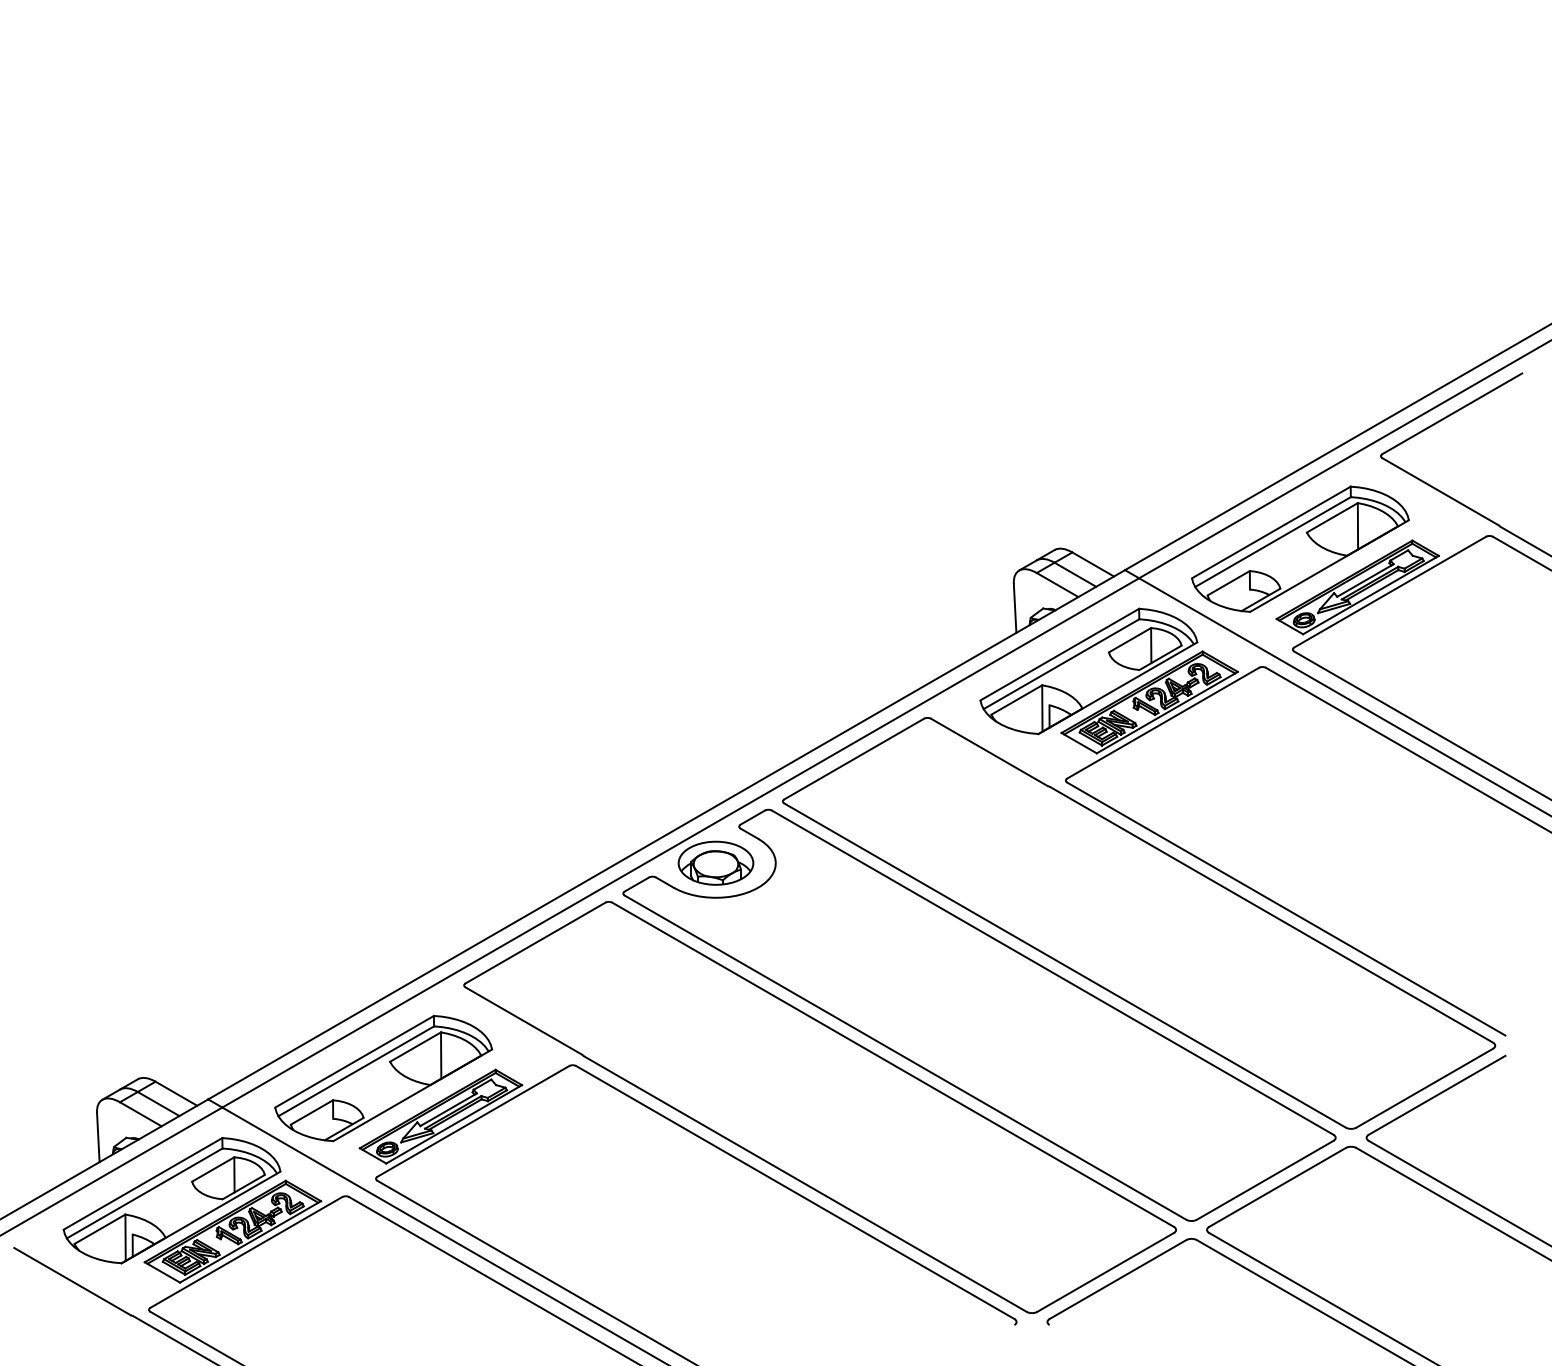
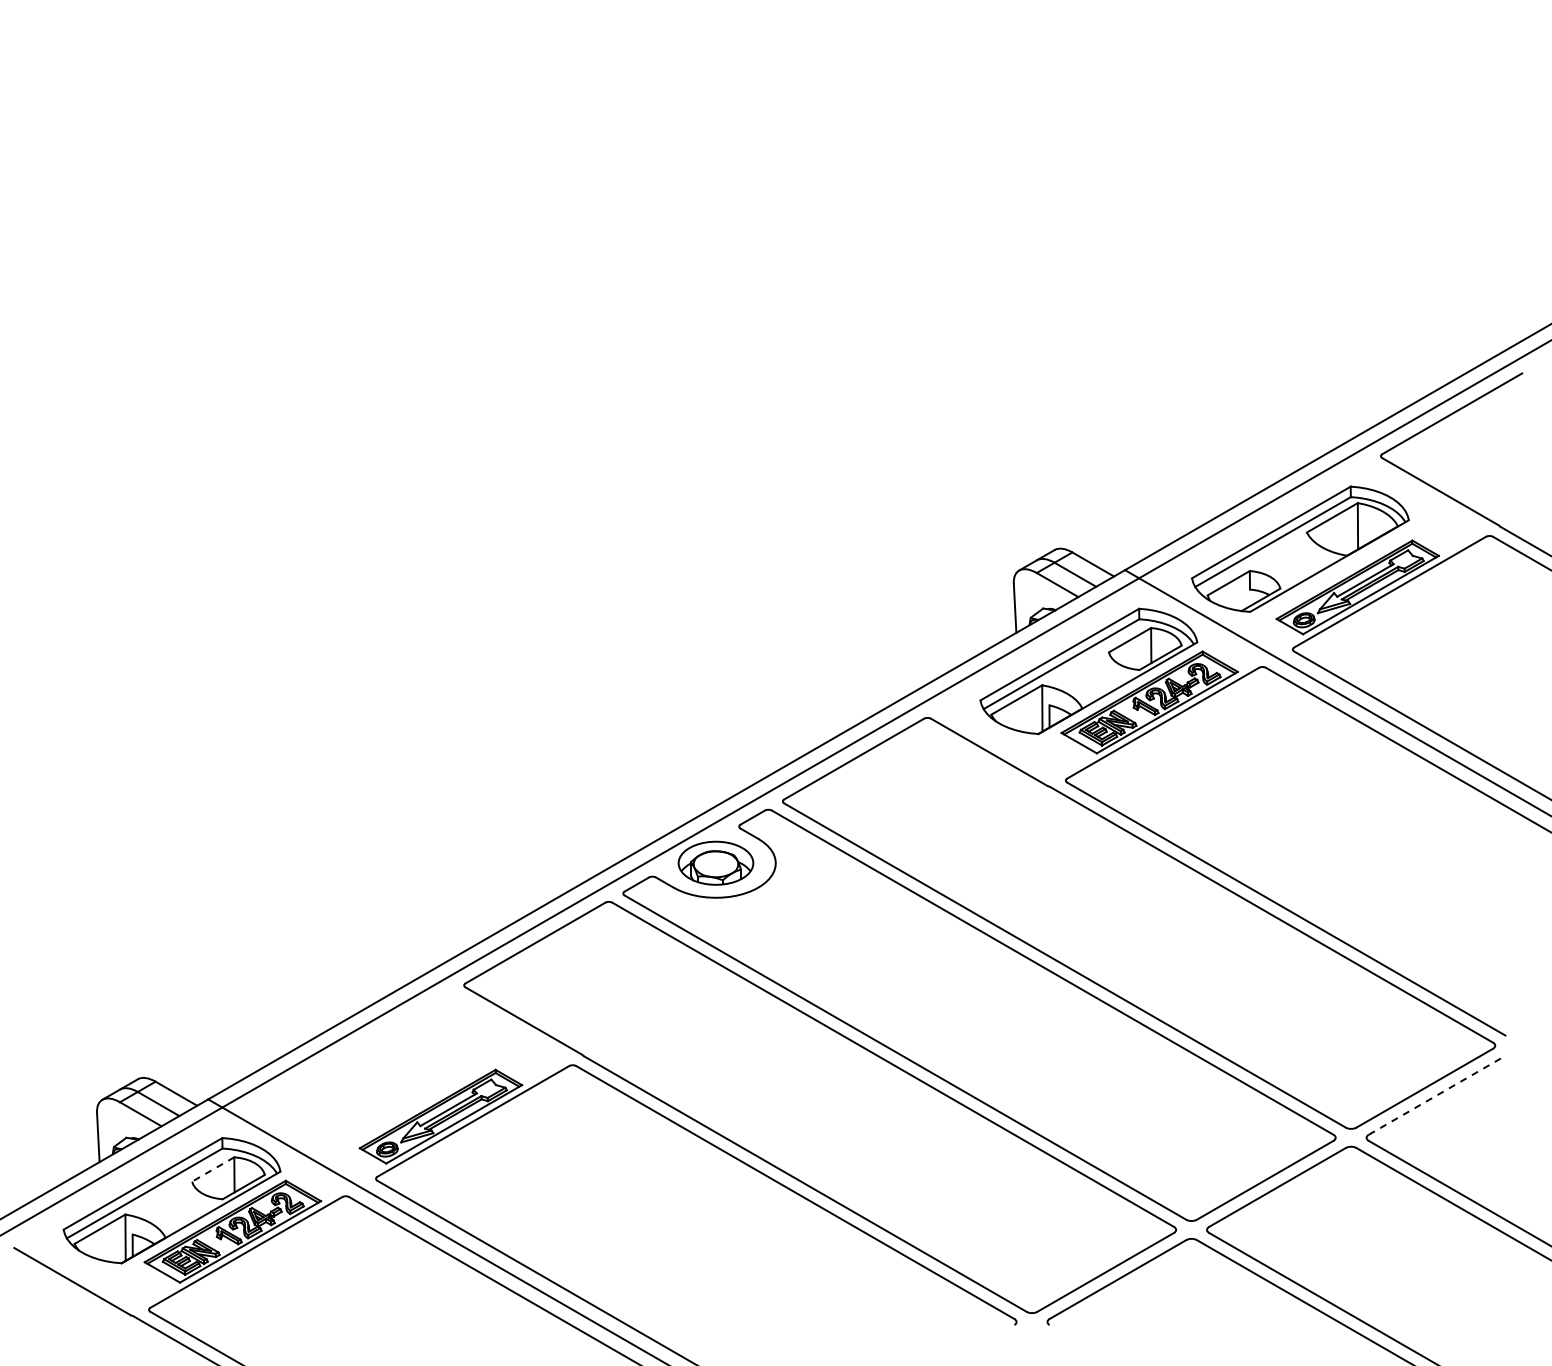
part: present -> none (383, 1078)
line: solid -> dashed (1437, 1095)
line: solid -> dashed (212, 1169)
